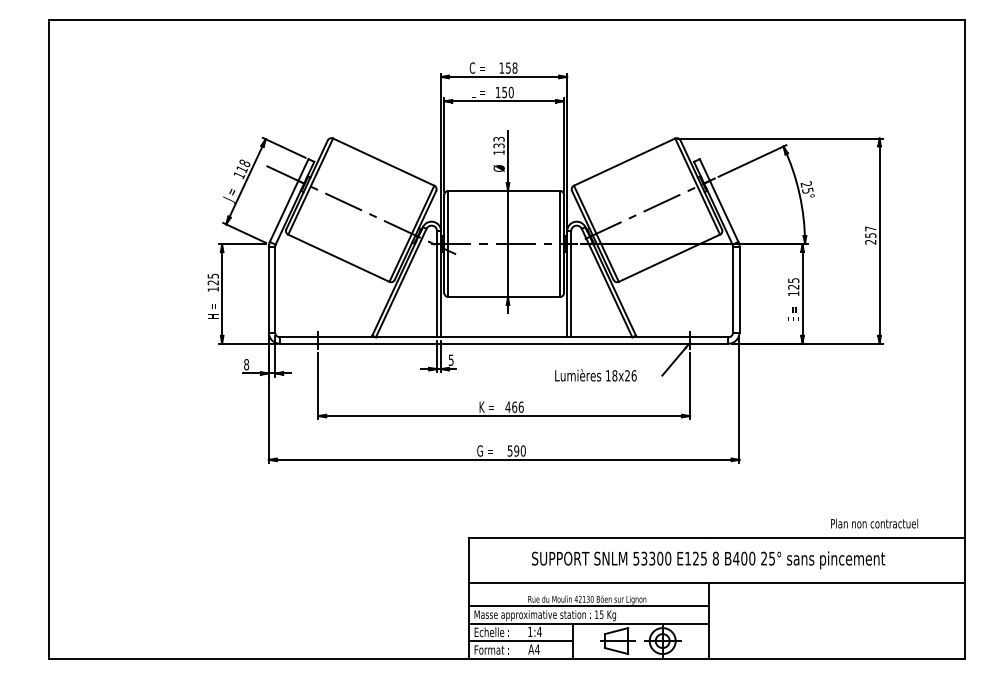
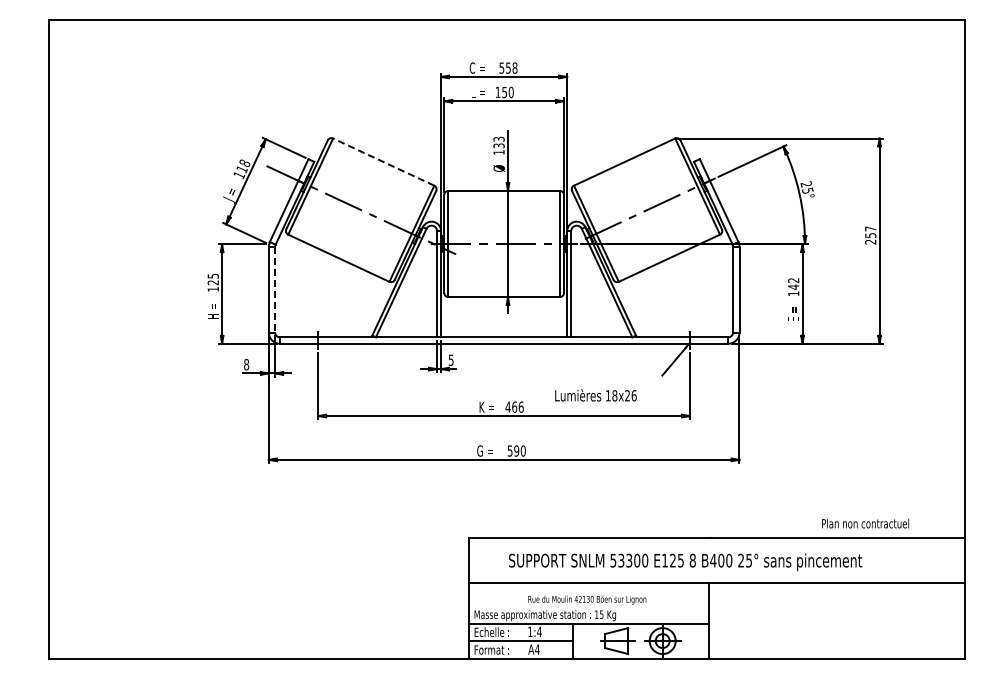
text: 158 -> 558 (501, 67)
line: solid -> dashed (383, 162)
text: 125 -> 142 (793, 283)
line: solid -> dashed (275, 289)
text position: (595, 375) -> (595, 395) (595, 395)
text position: (874, 523) -> (865, 523) (865, 523)
text position: (708, 560) -> (685, 562) (685, 562)
line: present -> none (588, 606)
